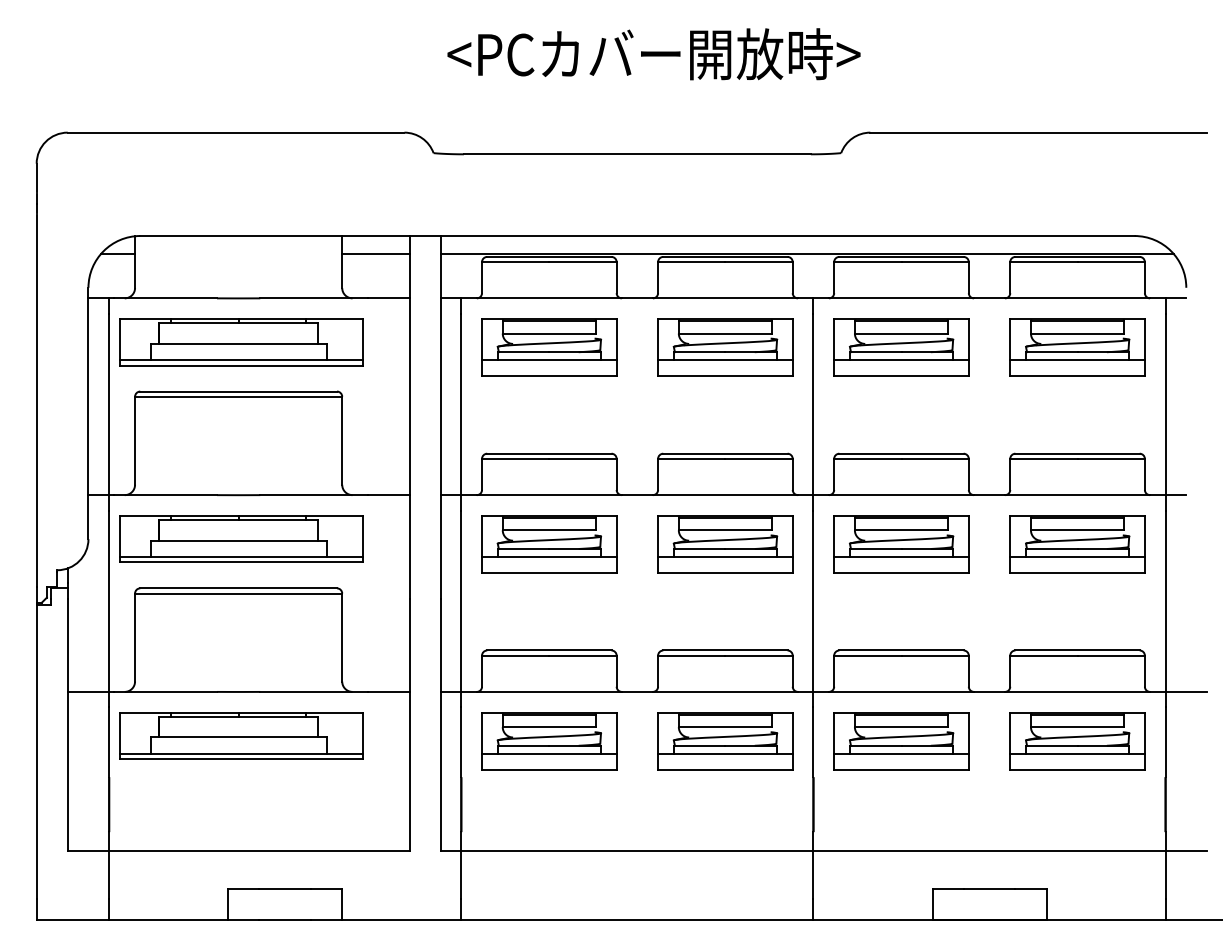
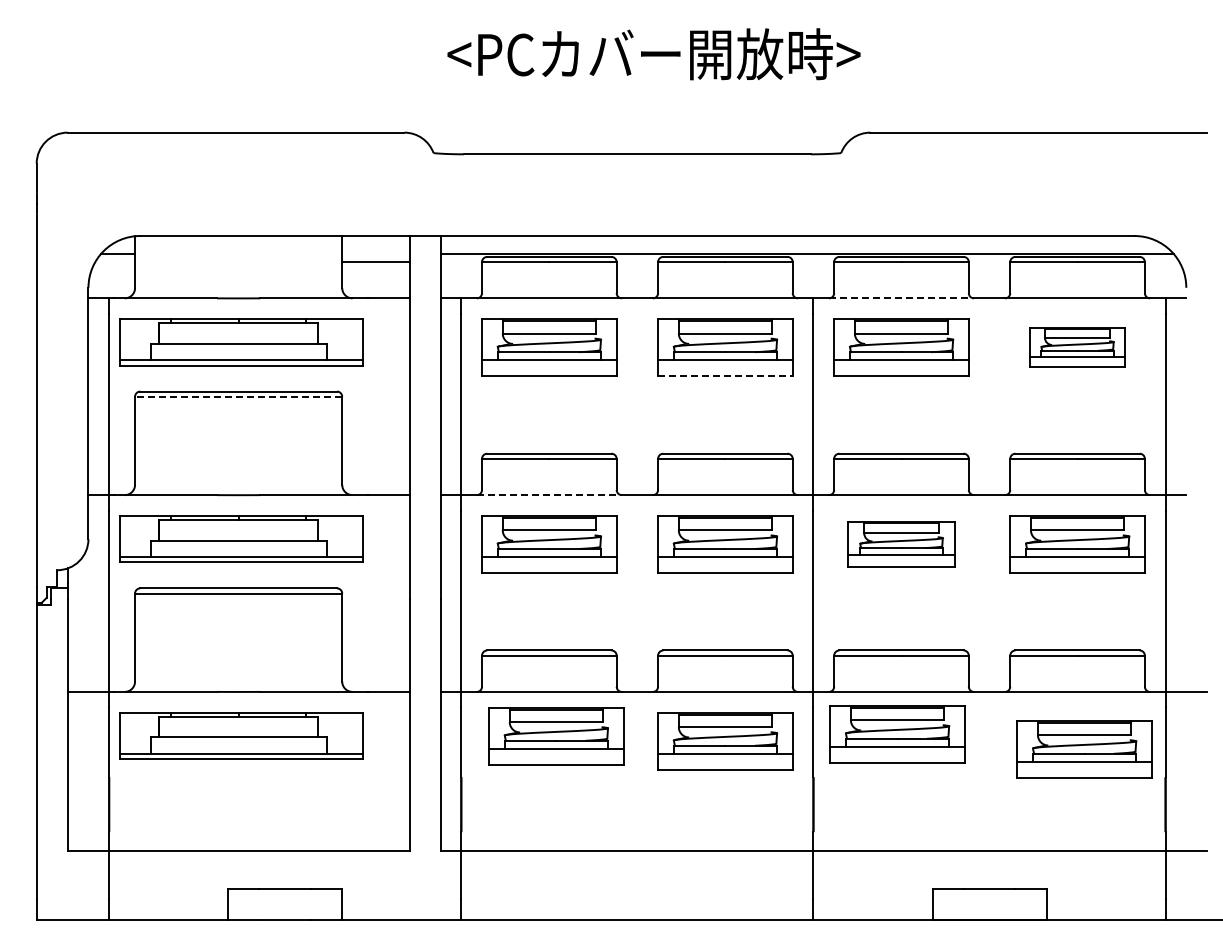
line position: (375, 253) -> (375, 261) (375, 261)
line: solid -> dashed (901, 298)
part size: 137x59 px -> 97x41 px (1077, 347)
line: solid -> dashed (725, 376)
line: solid -> dashed (238, 396)
line: solid -> dashed (549, 495)
part size: 137x59 px -> 109x47 px (901, 544)
part position: (549, 741) -> (556, 736) (556, 736)
part position: (901, 741) -> (897, 734) (897, 734)
part position: (1077, 741) -> (1084, 749) (1084, 749)
